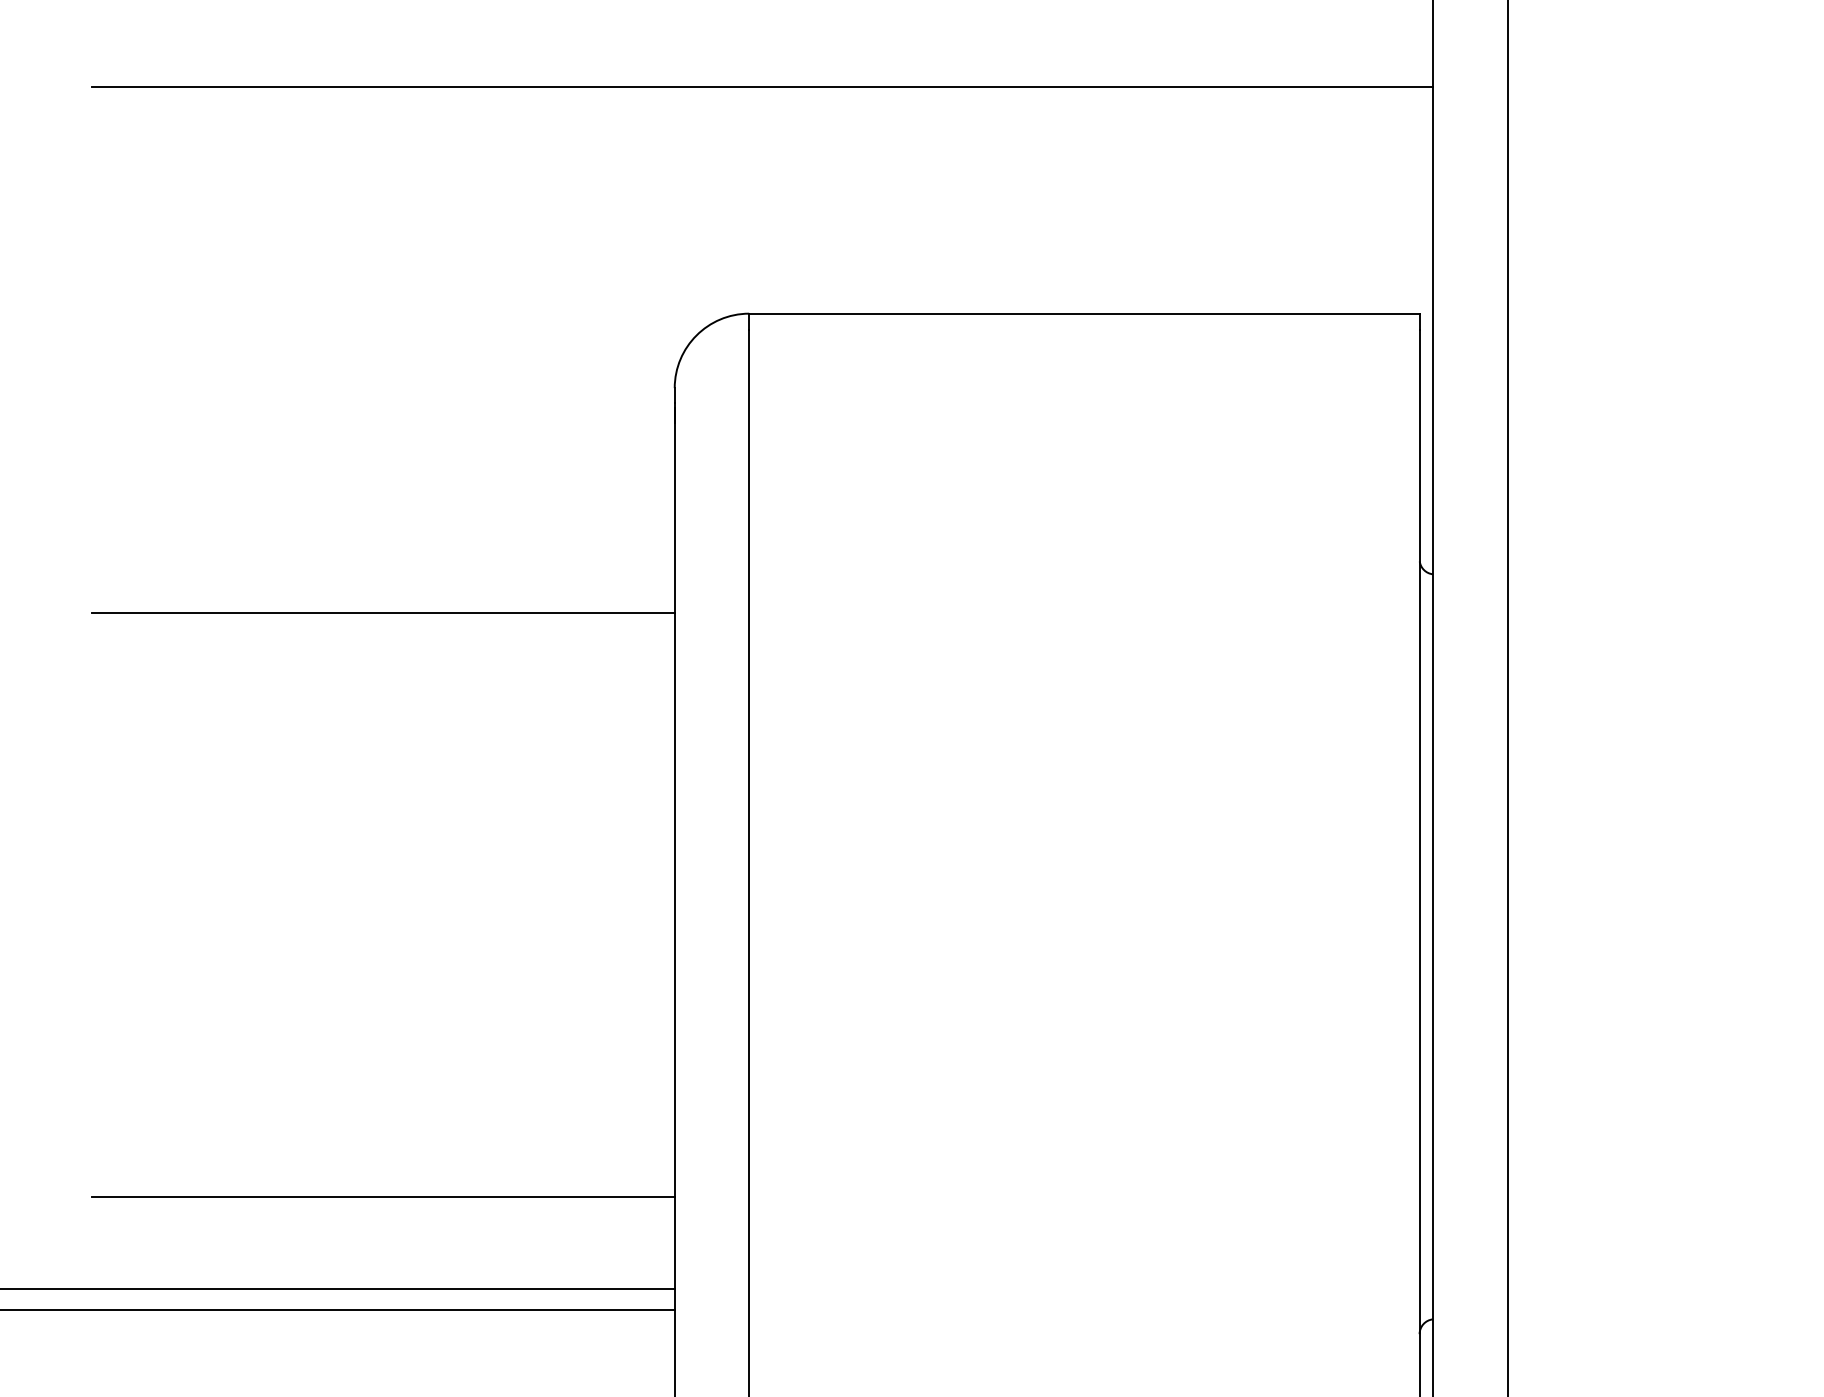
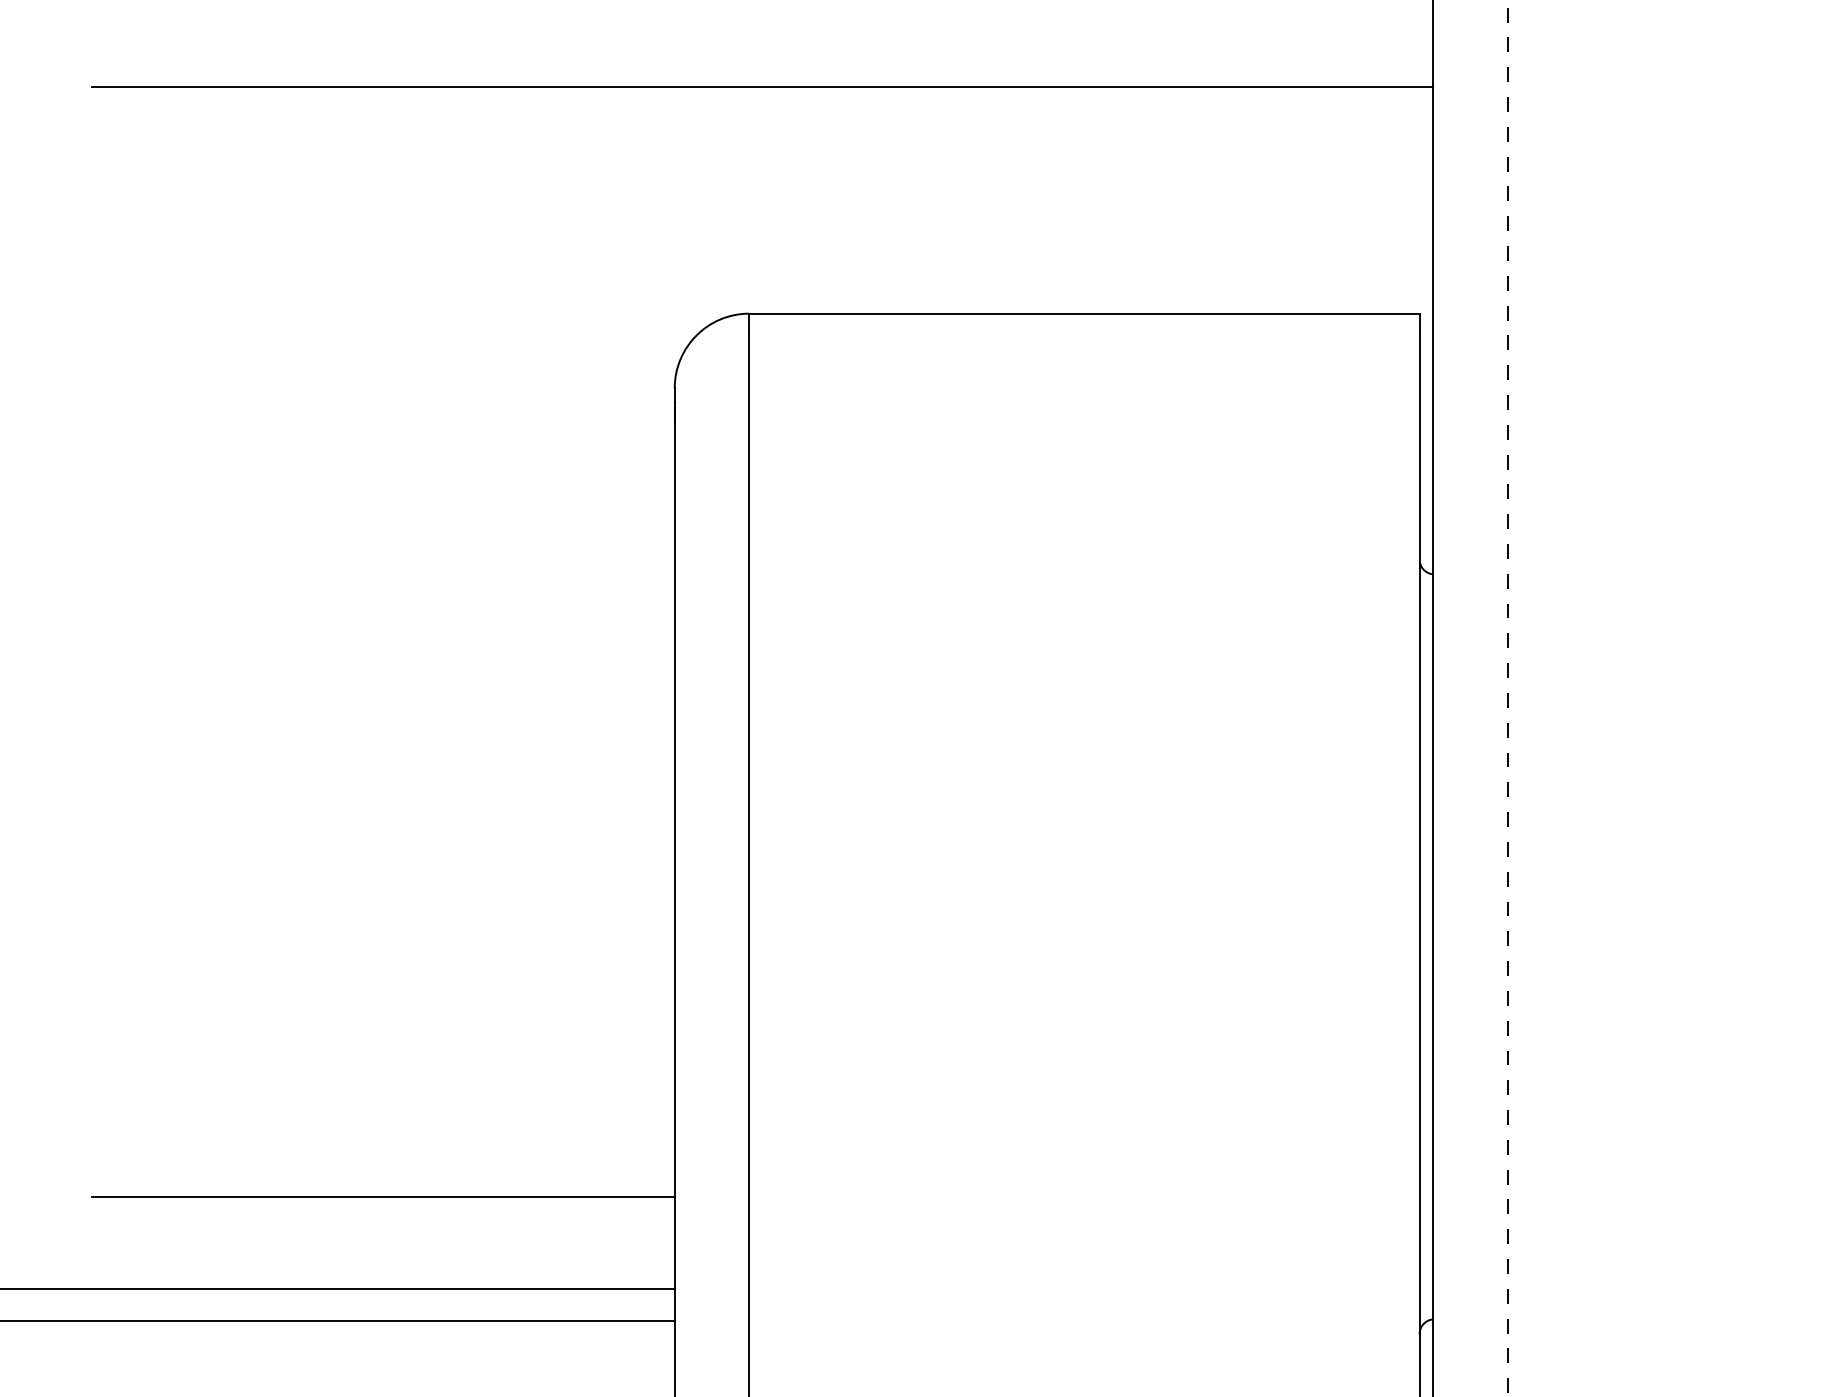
line: present -> none (383, 612)
line: solid -> dashed (1507, 698)
line position: (338, 1309) -> (338, 1320) (338, 1320)
